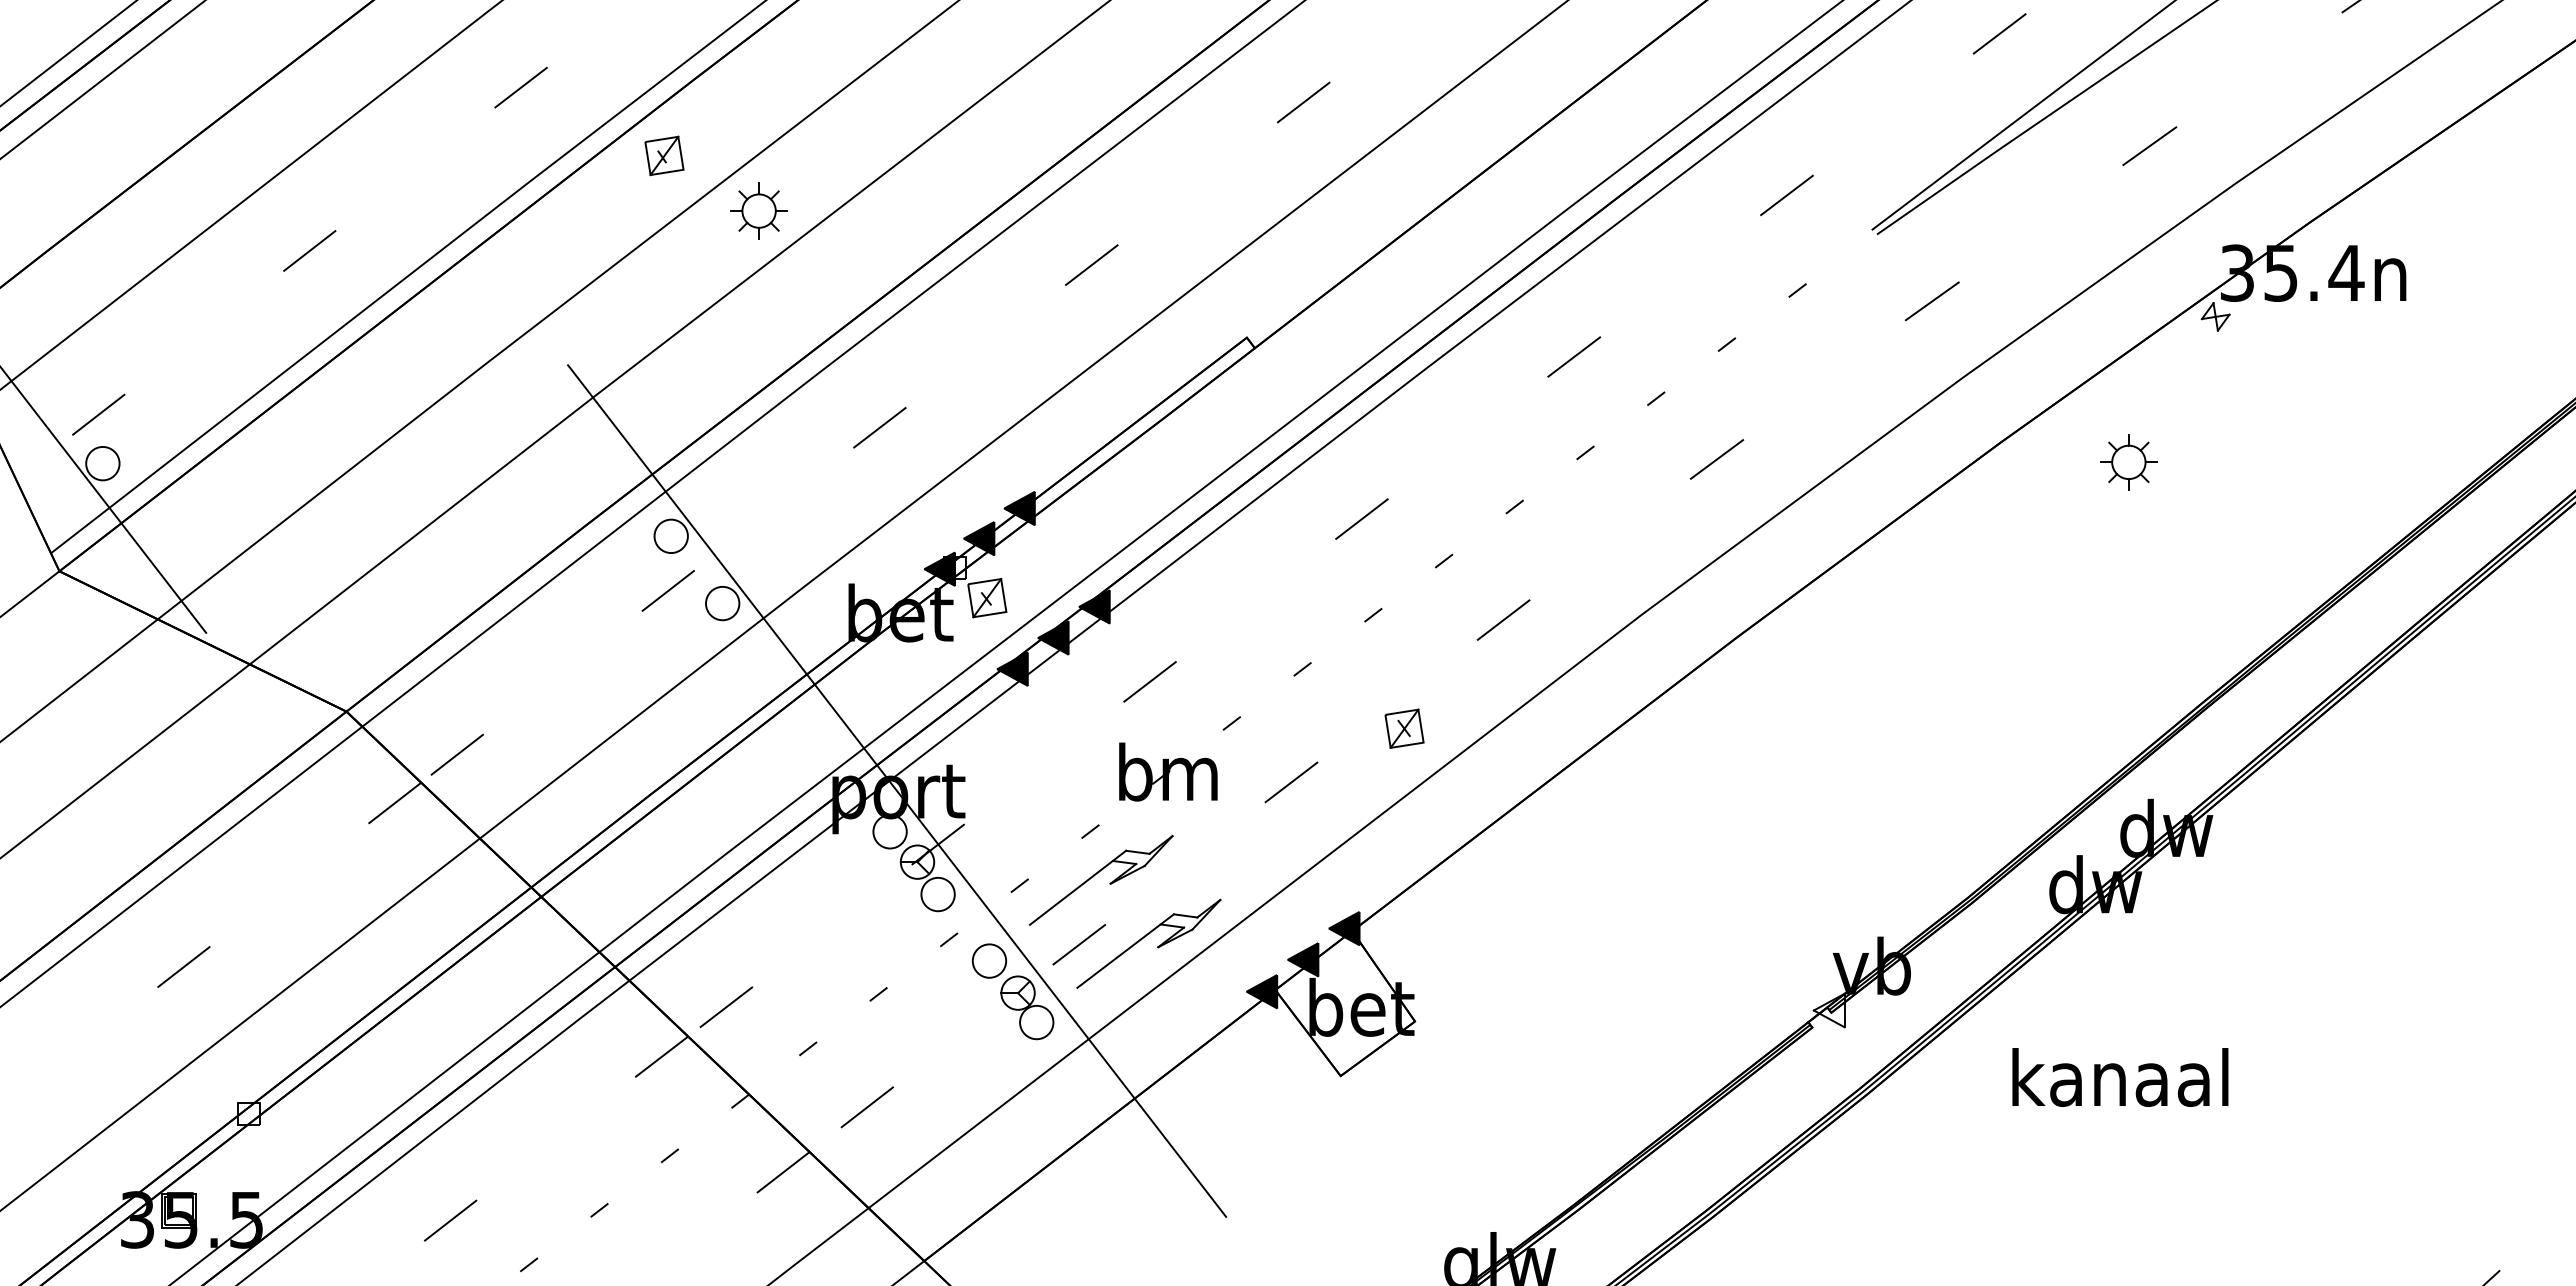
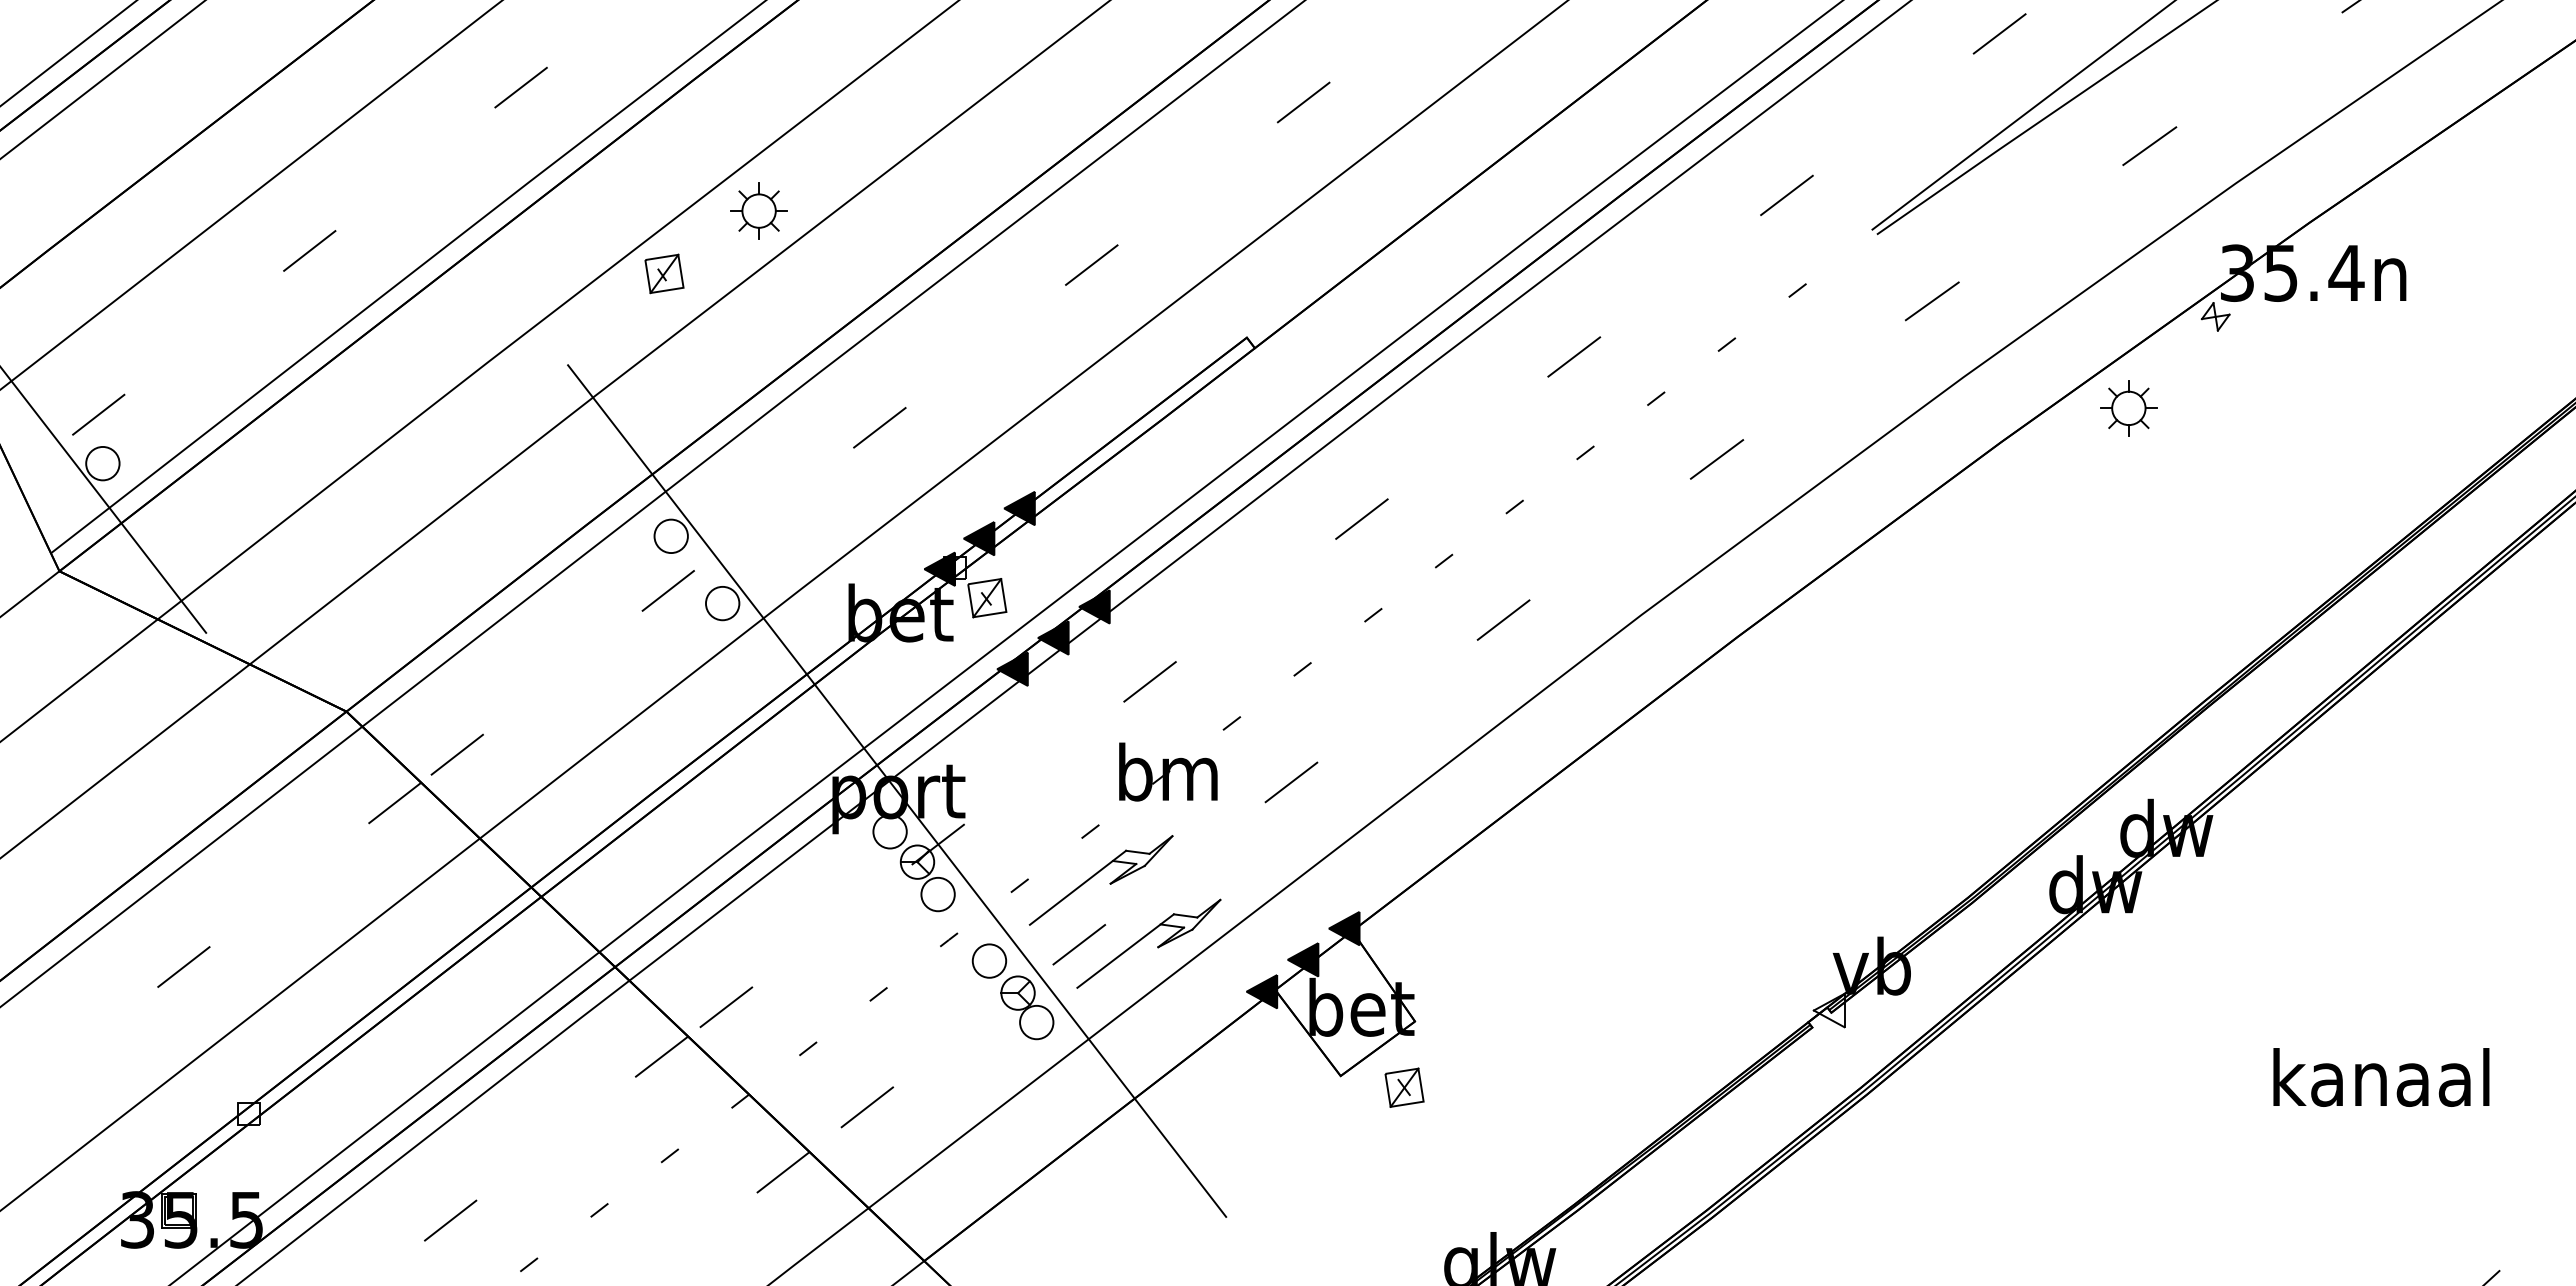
part position: (664, 155) -> (664, 273) (664, 273)
part position: (2128, 462) -> (2128, 408) (2128, 408)
part position: (1404, 728) -> (1404, 1087) (1404, 1087)
text position: (2120, 1077) -> (2381, 1077) (2381, 1077)
